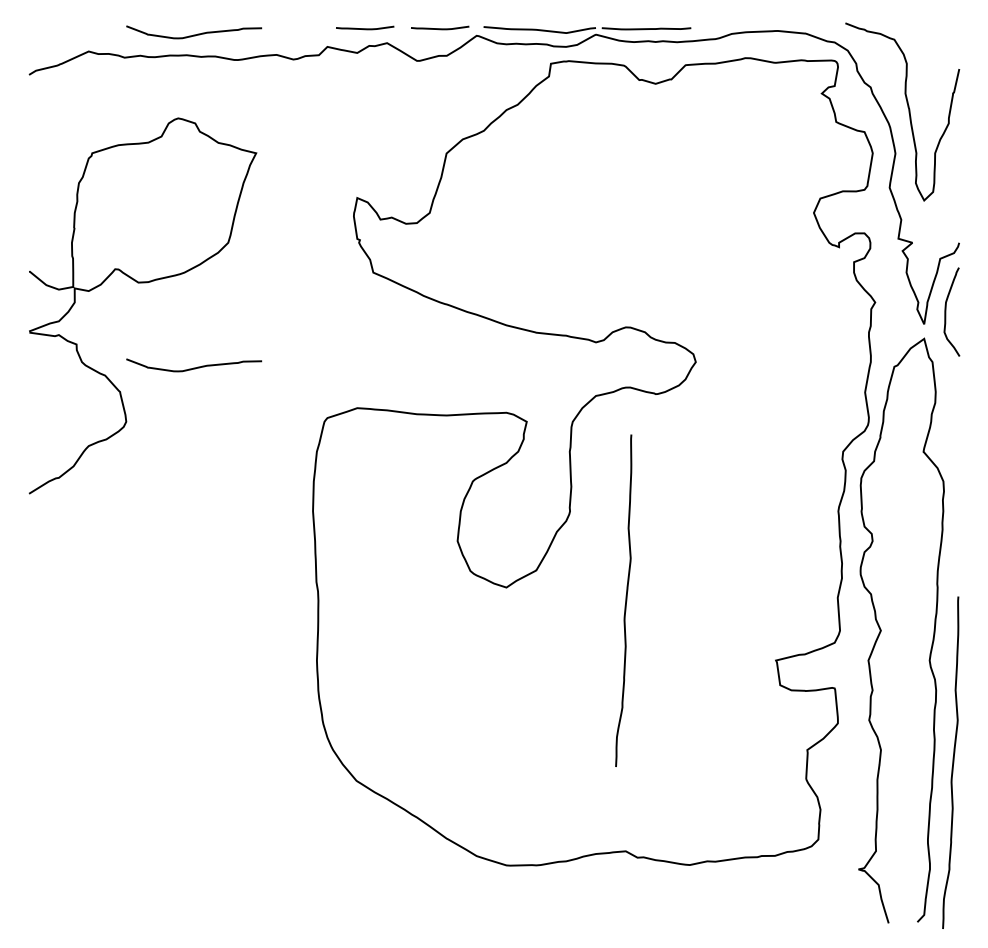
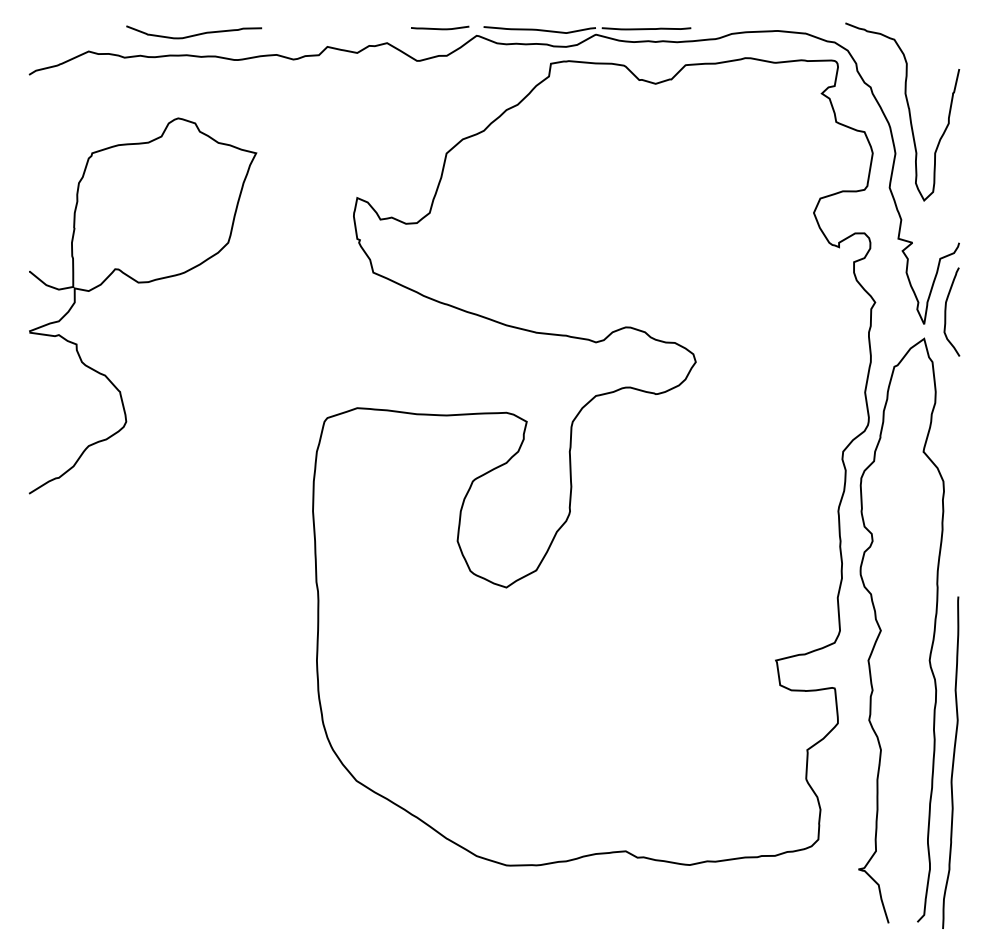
curve: present -> none (365, 28)
curve: present -> none (194, 367)
curve: present -> none (625, 600)
